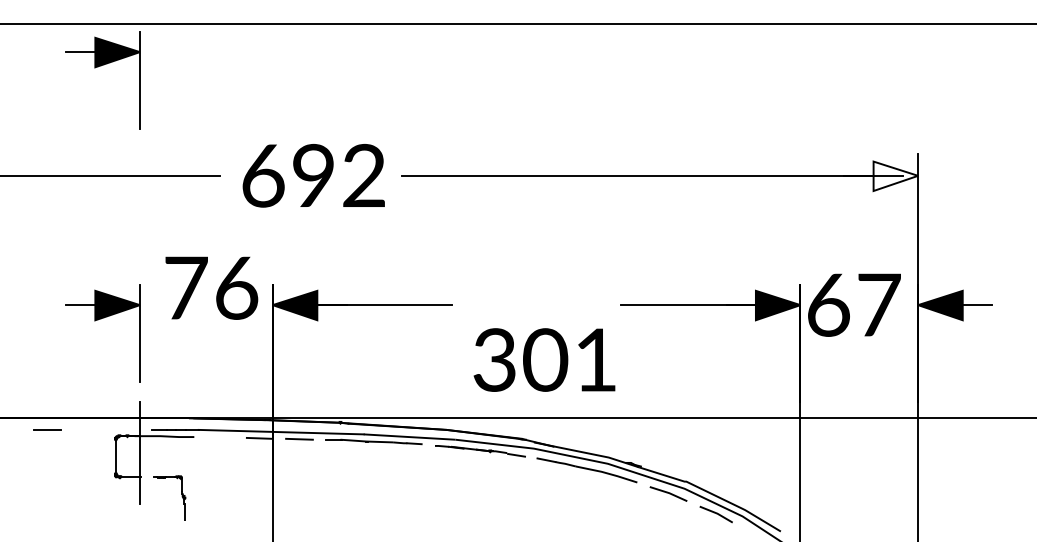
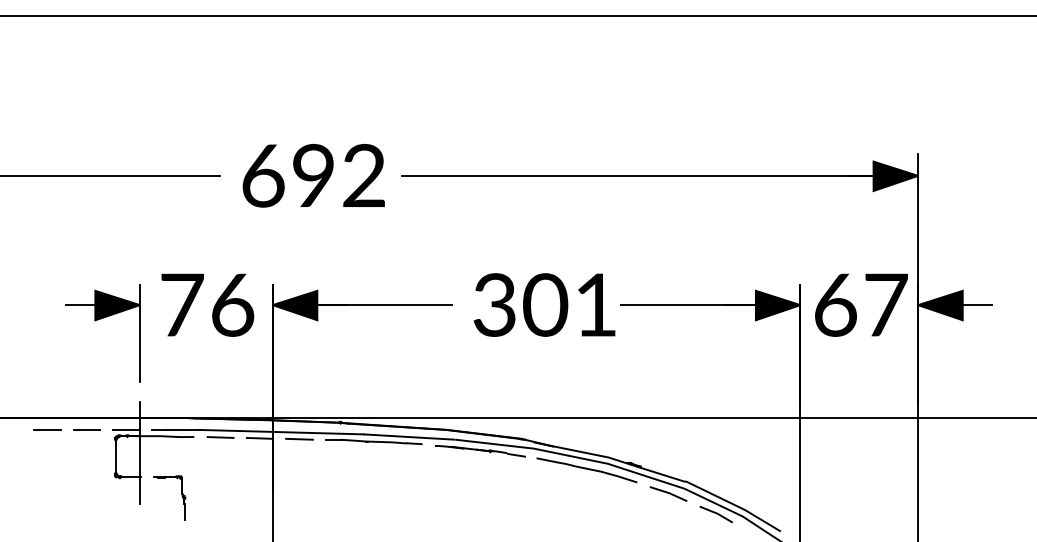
line position: (517, 24) -> (517, 16) (517, 16)
part: present -> none (98, 67)
fill: none -> present (895, 176)
text position: (211, 287) -> (207, 304) (207, 304)
text position: (854, 304) -> (861, 304) (861, 304)
text position: (544, 359) -> (544, 304) (544, 304)
line: none -> present (86, 429)
line: none -> present (126, 429)
line: none -> present (220, 437)
